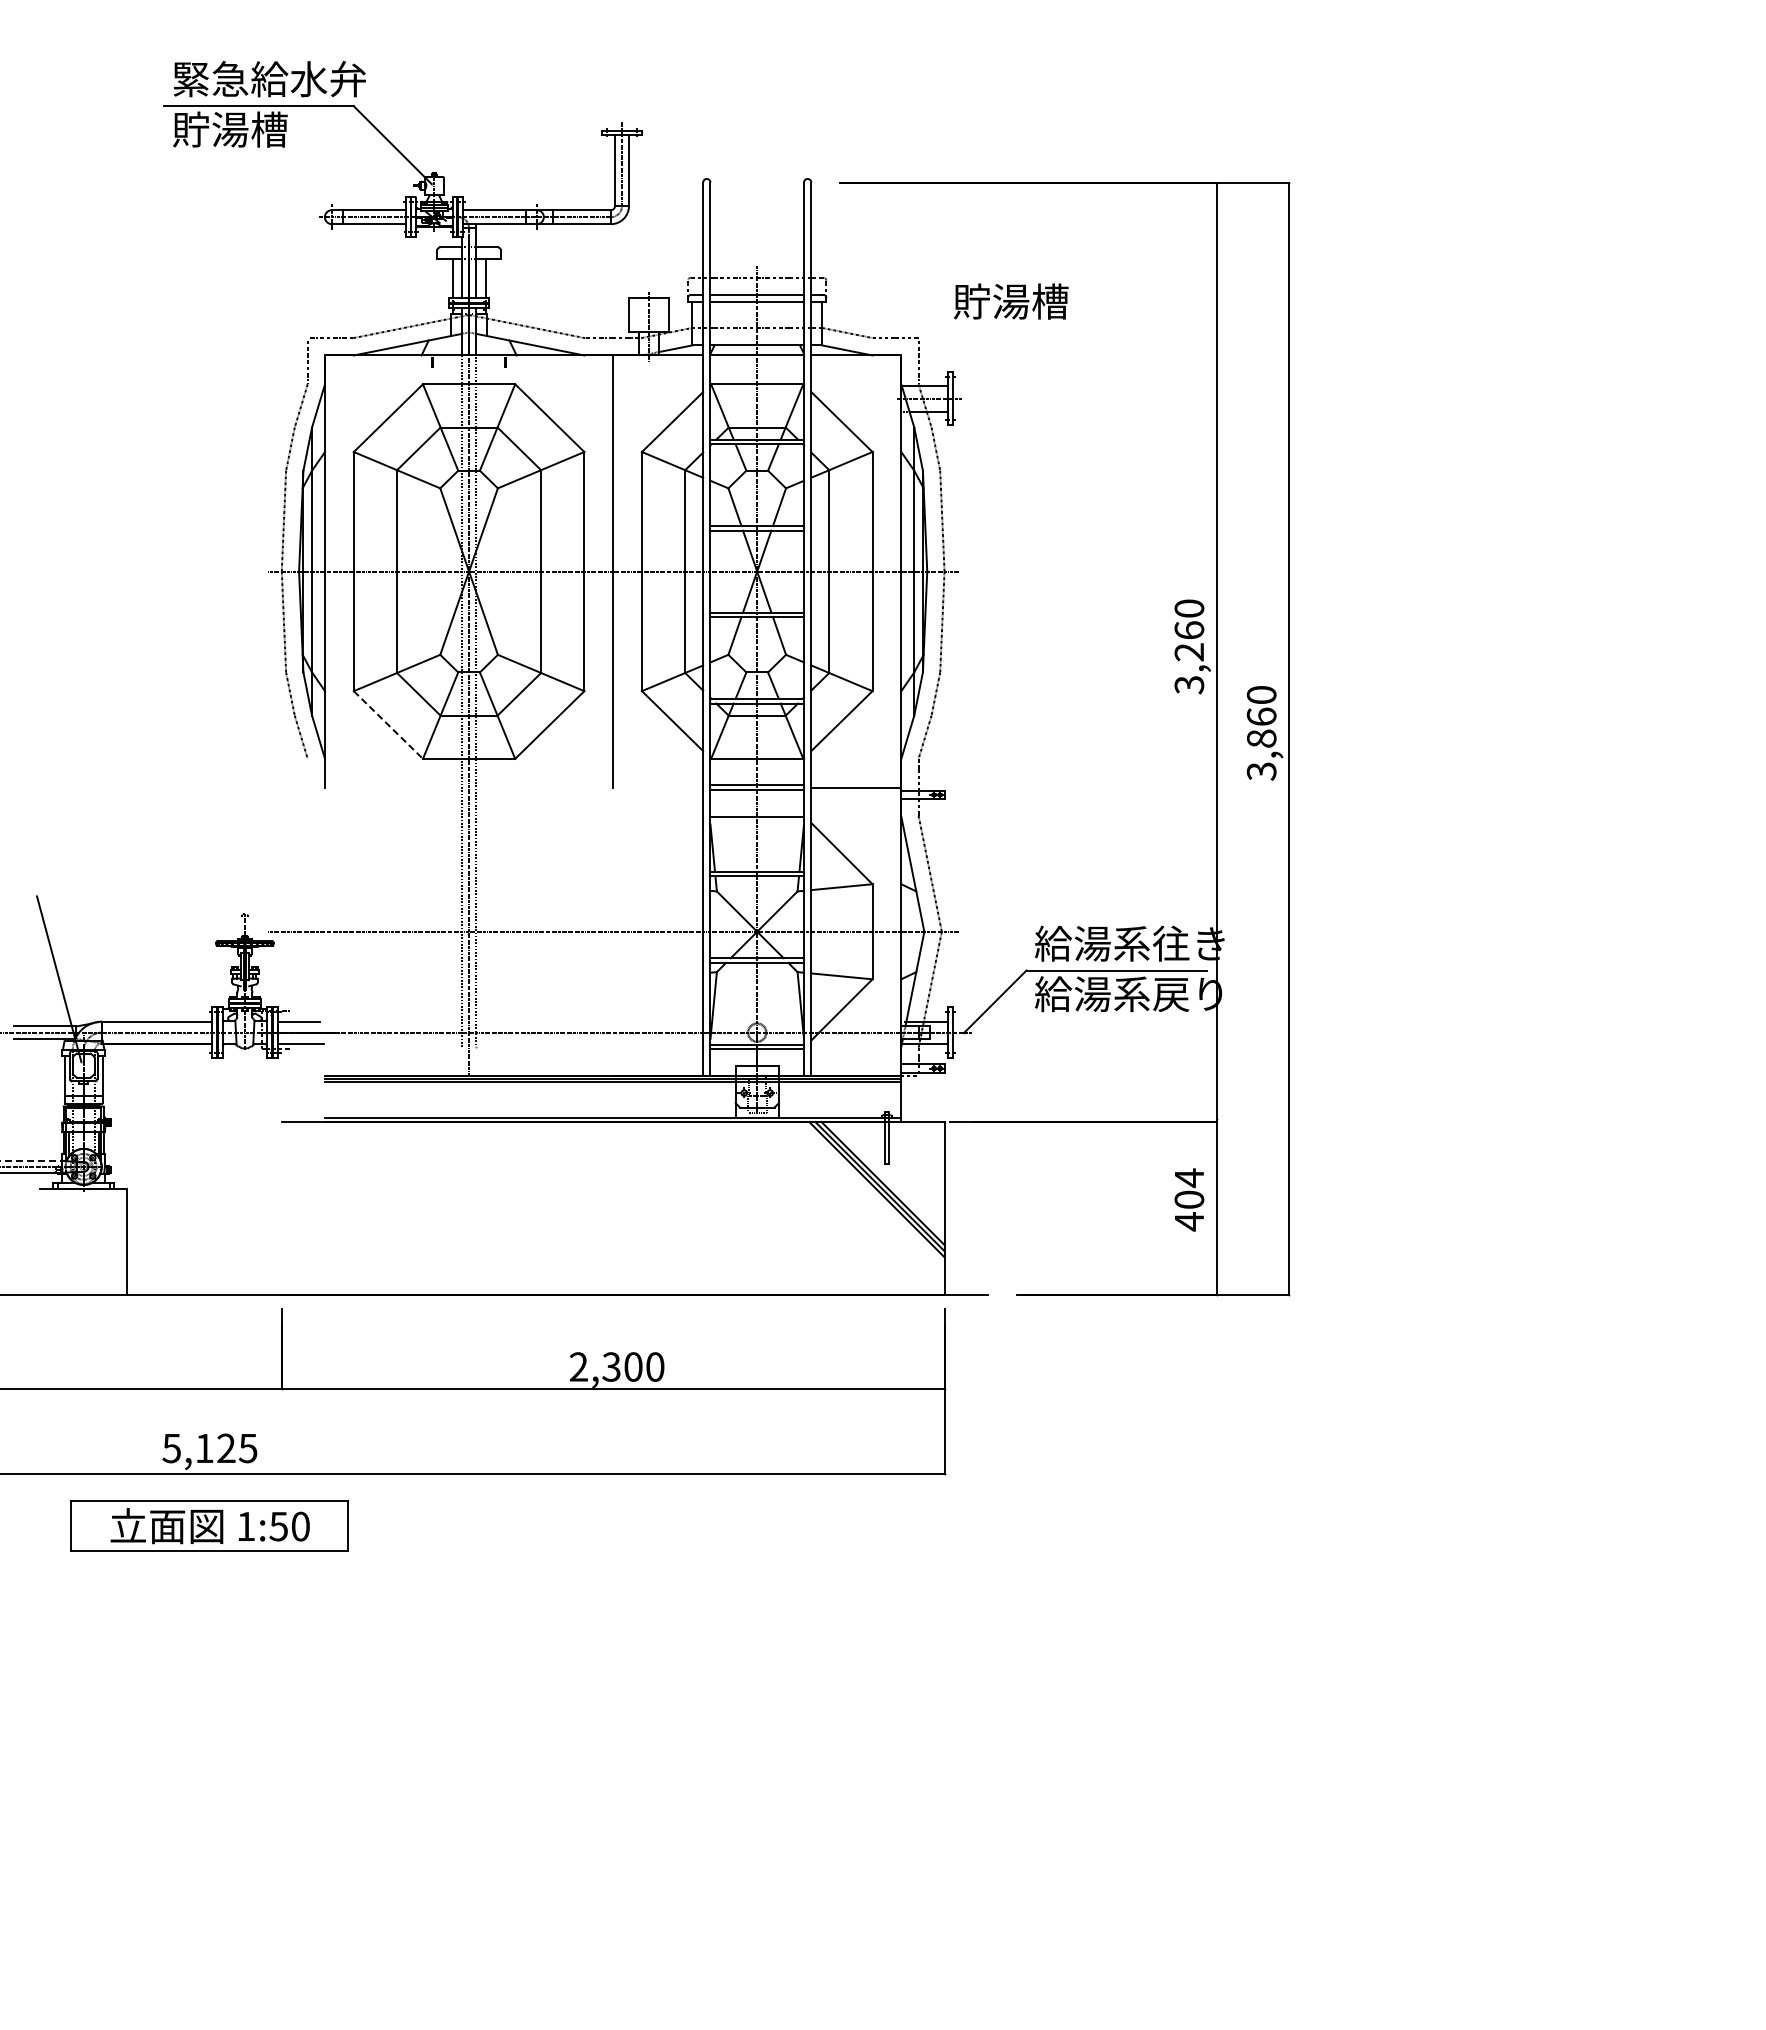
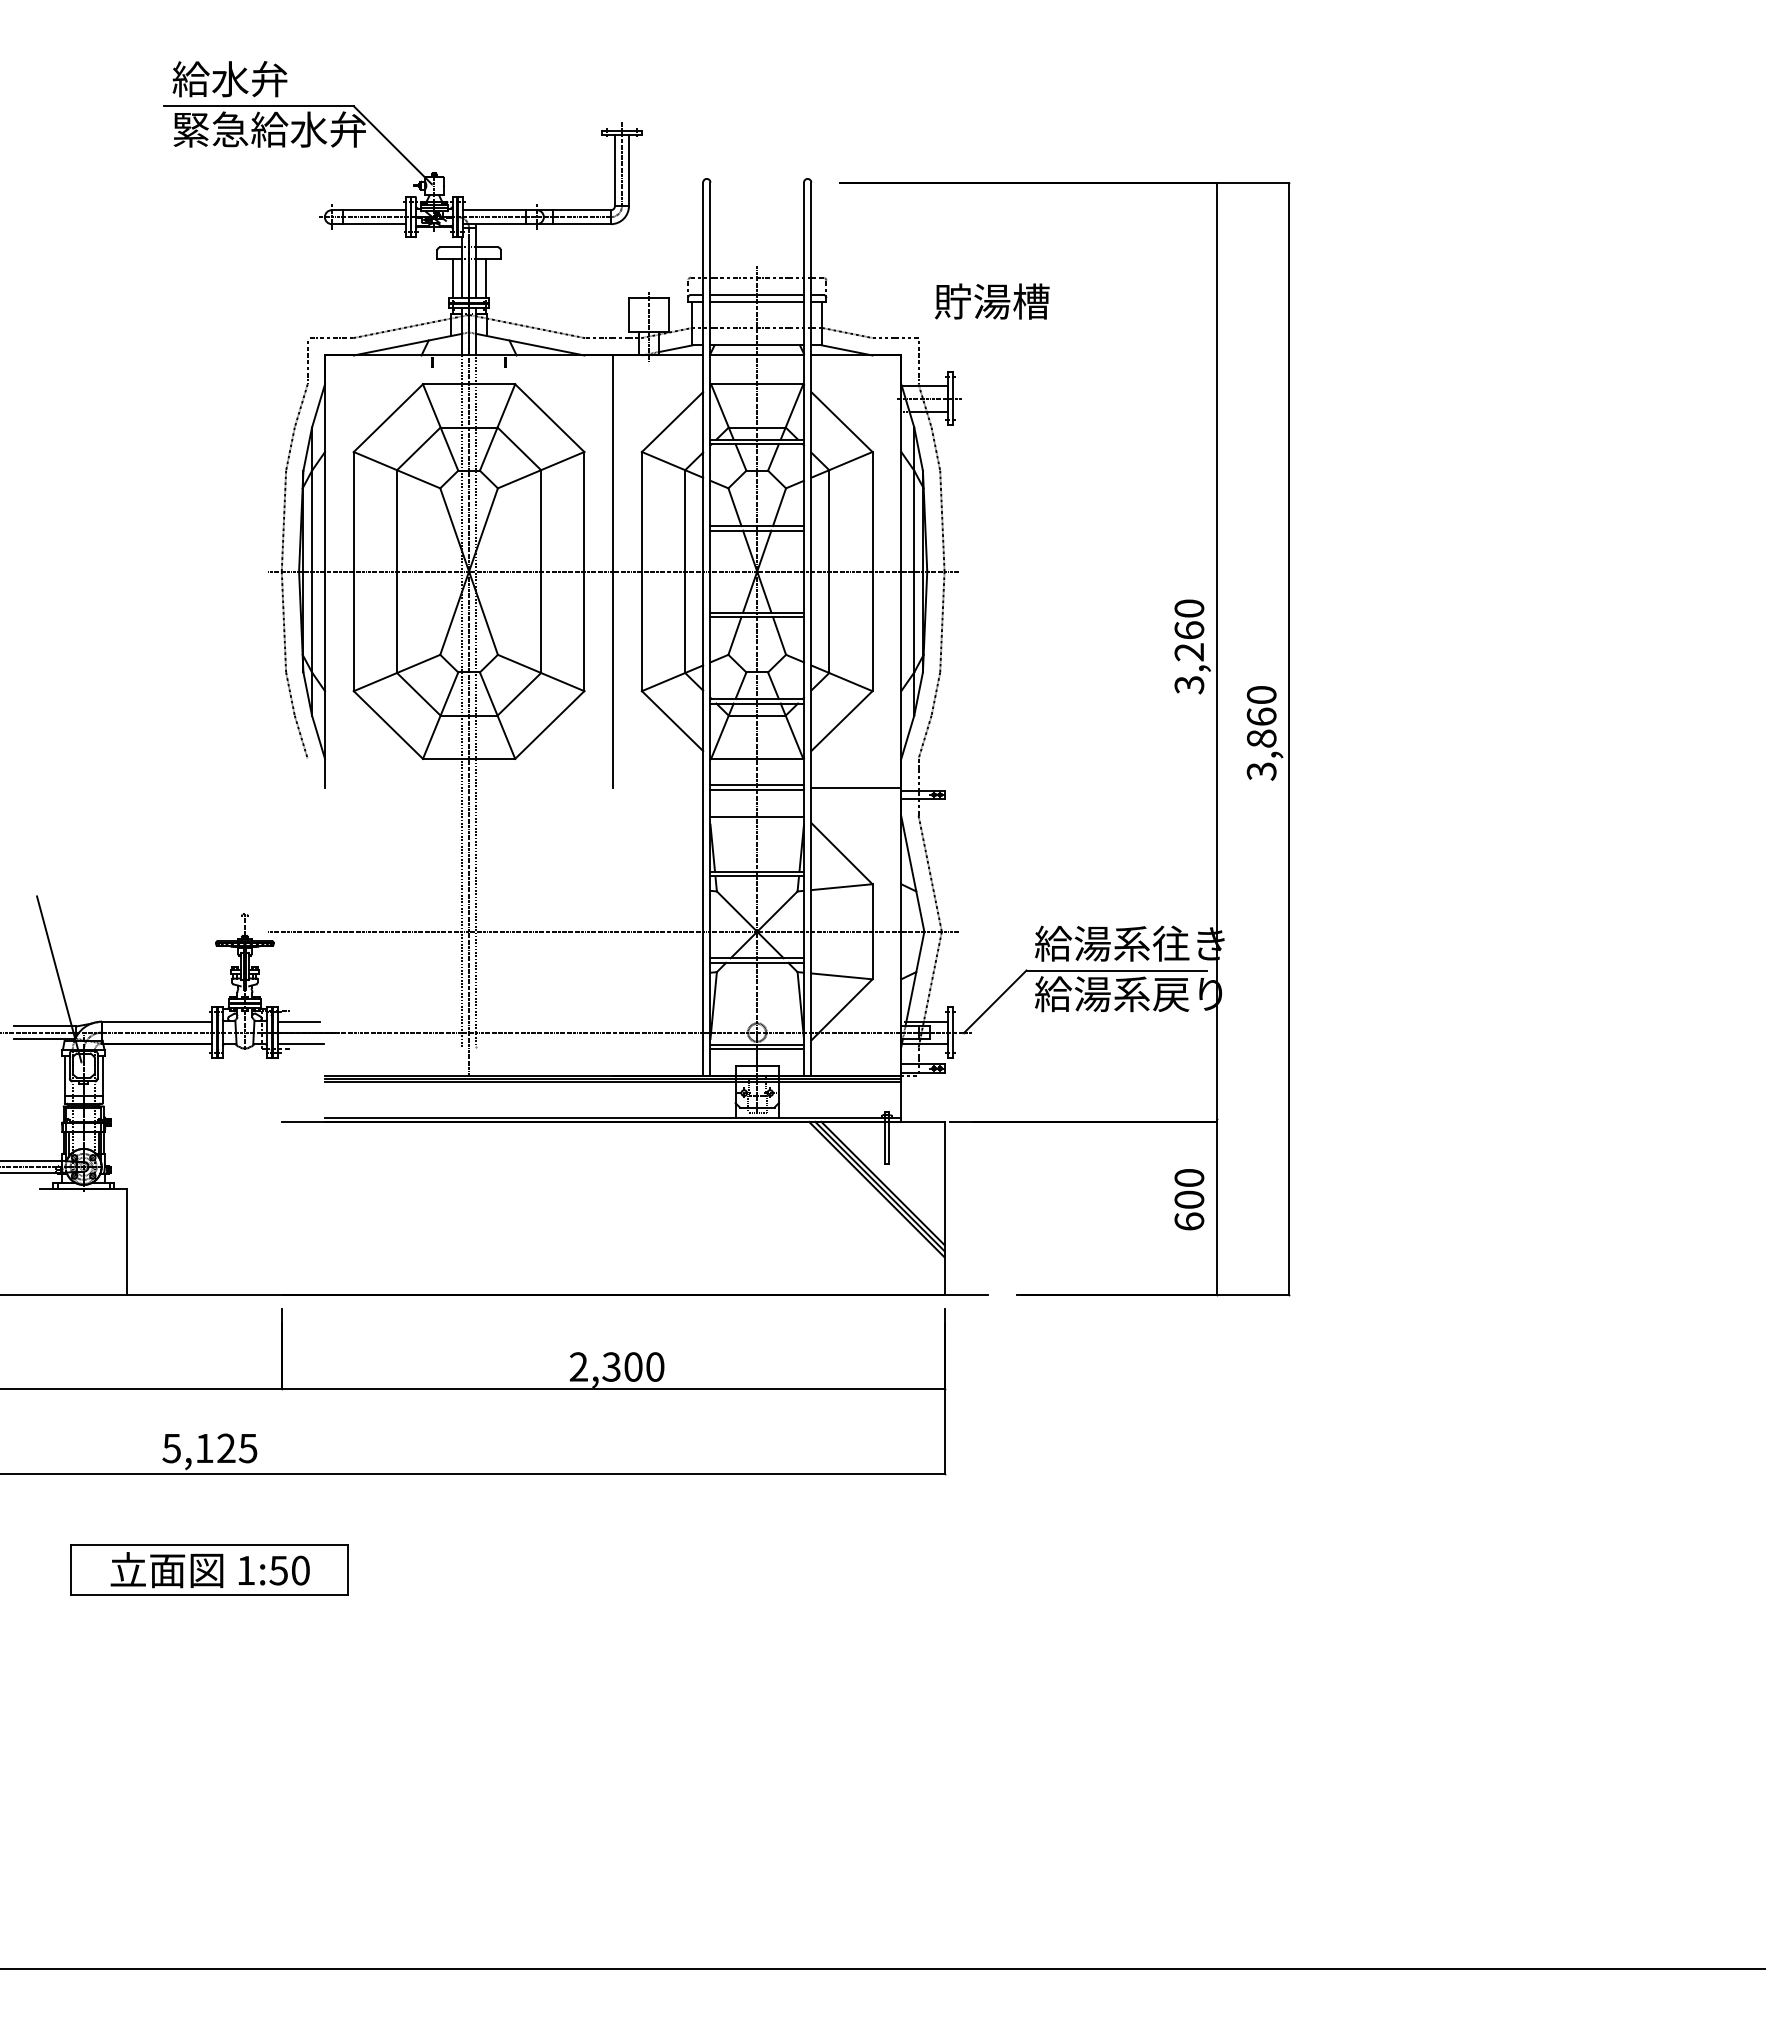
text: 緊急給水弁 -> 給水弁 (268, 79)
text: 貯湯槽 -> 緊急給水弁 (269, 129)
text position: (1010, 301) -> (991, 301) (991, 301)
line: dashed -> solid (388, 725)
line: dashed -> solid (31, 1160)
text: 404 -> 600 (1189, 1199)
part position: (209, 1525) -> (209, 1569) (209, 1569)
line: none -> present (882, 1969)
